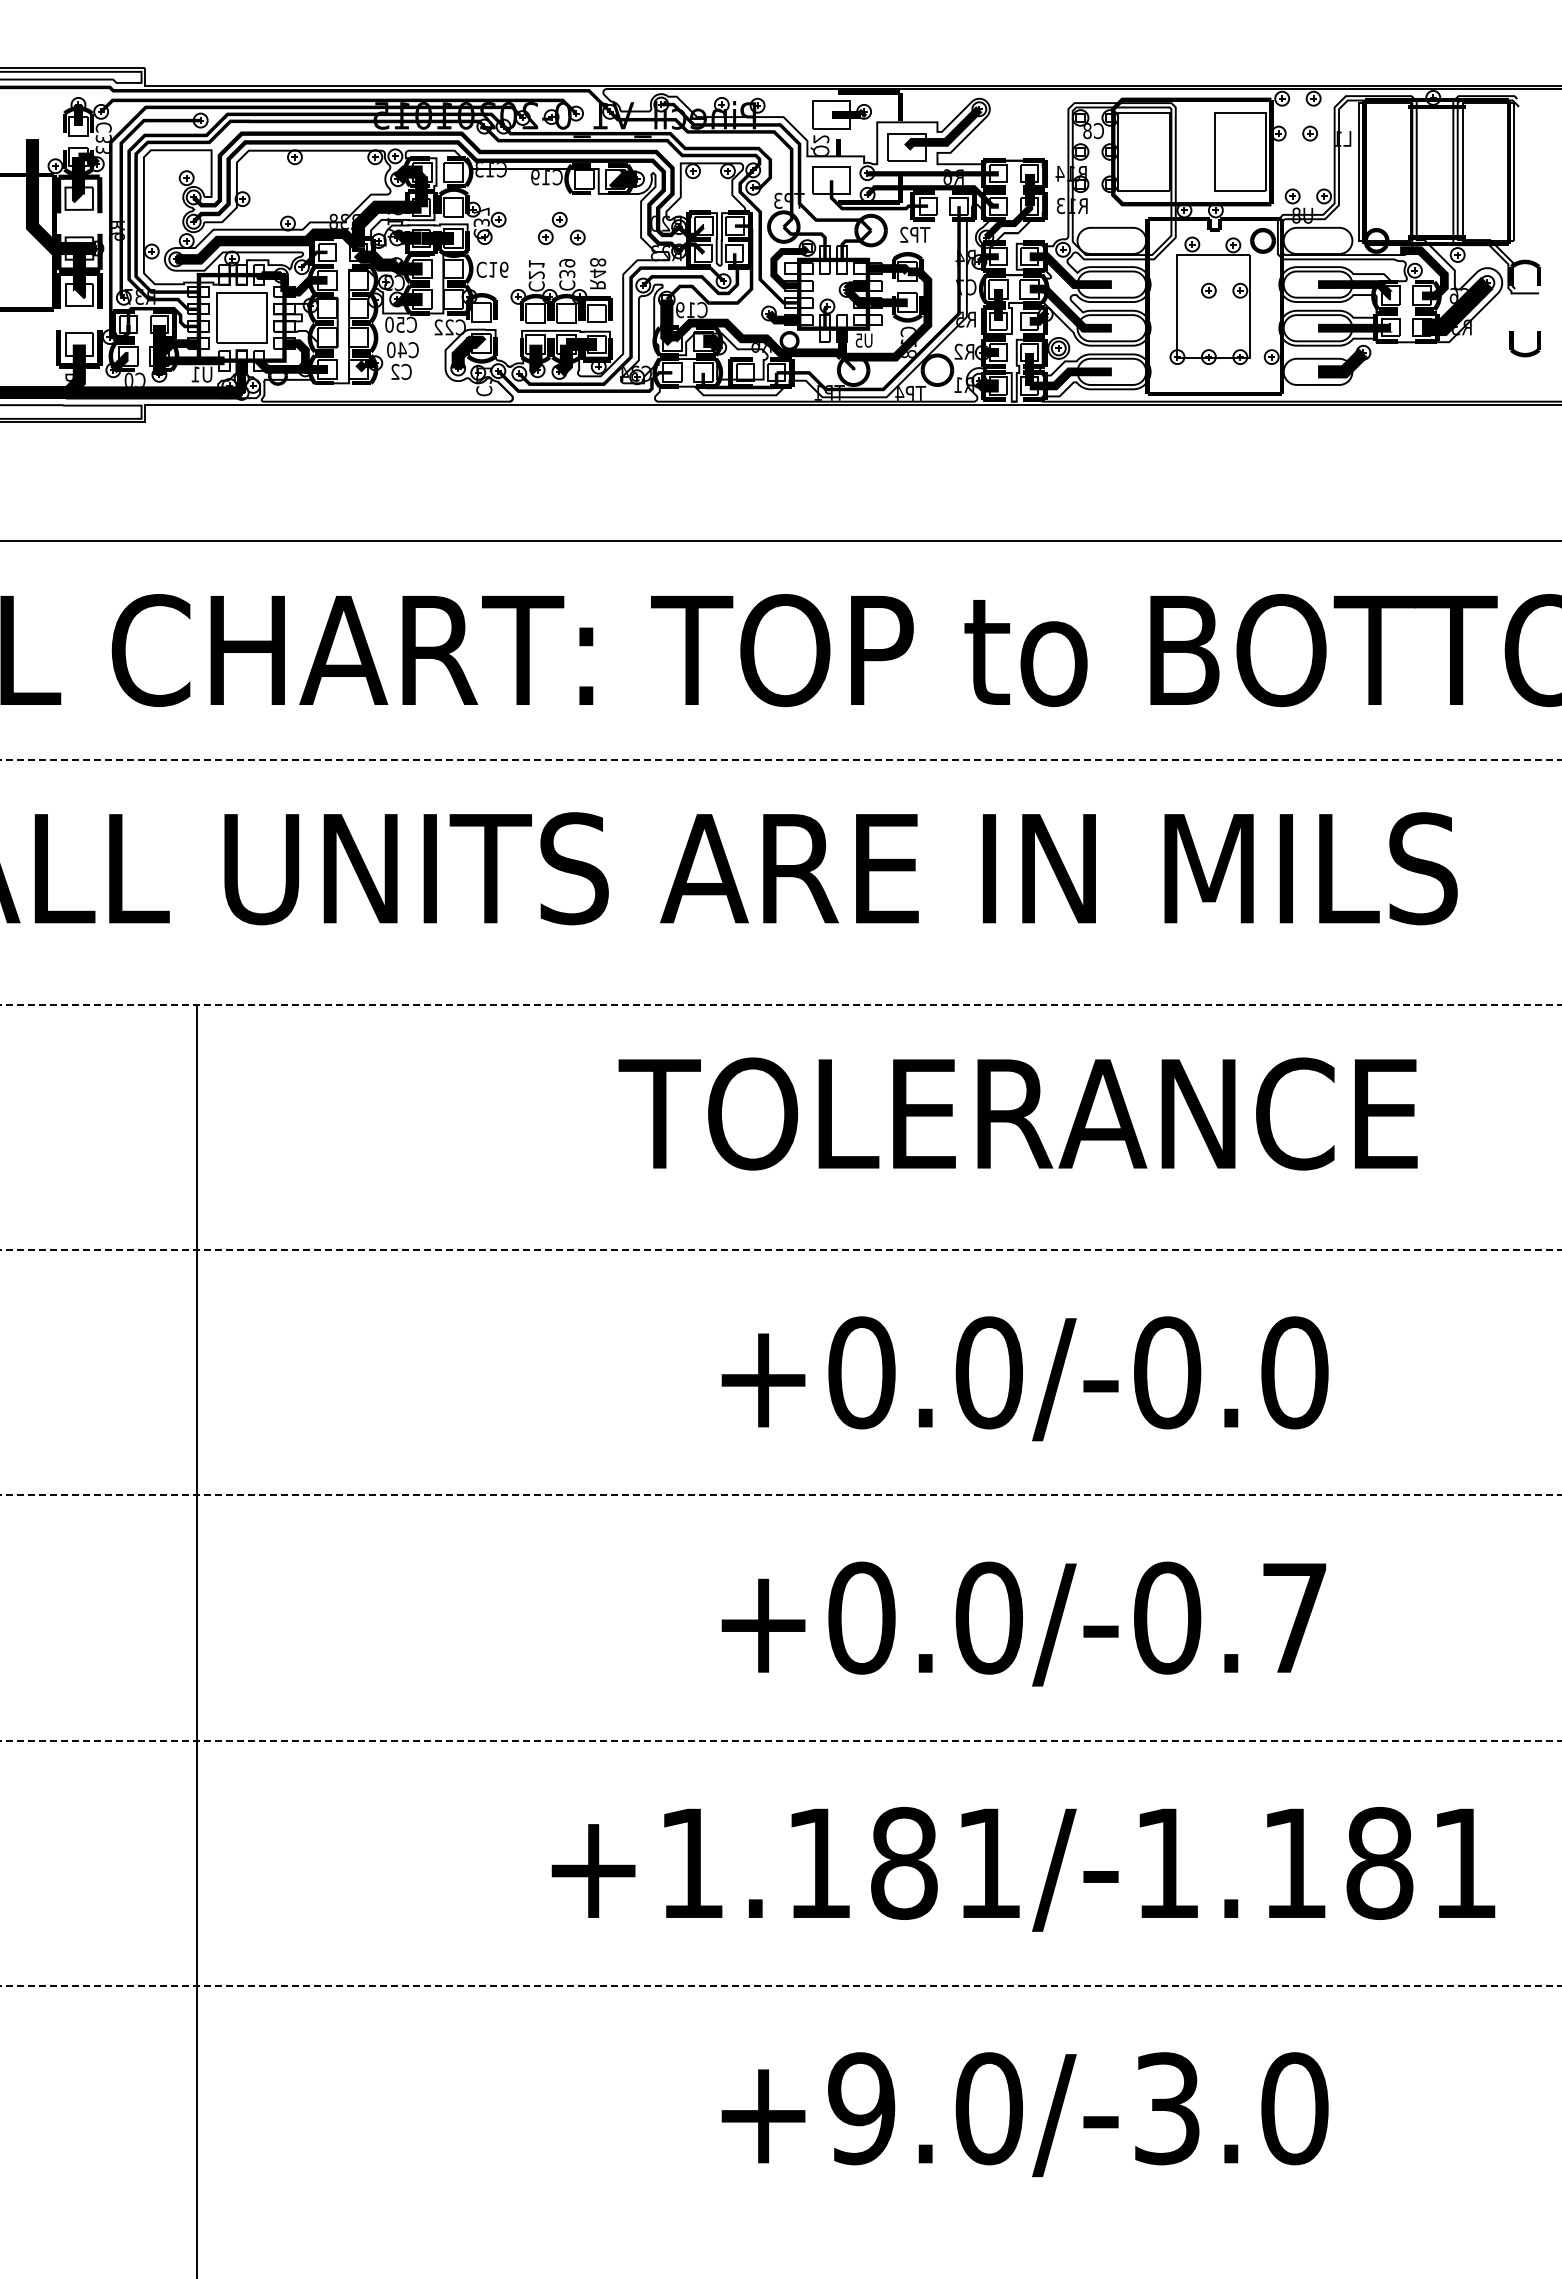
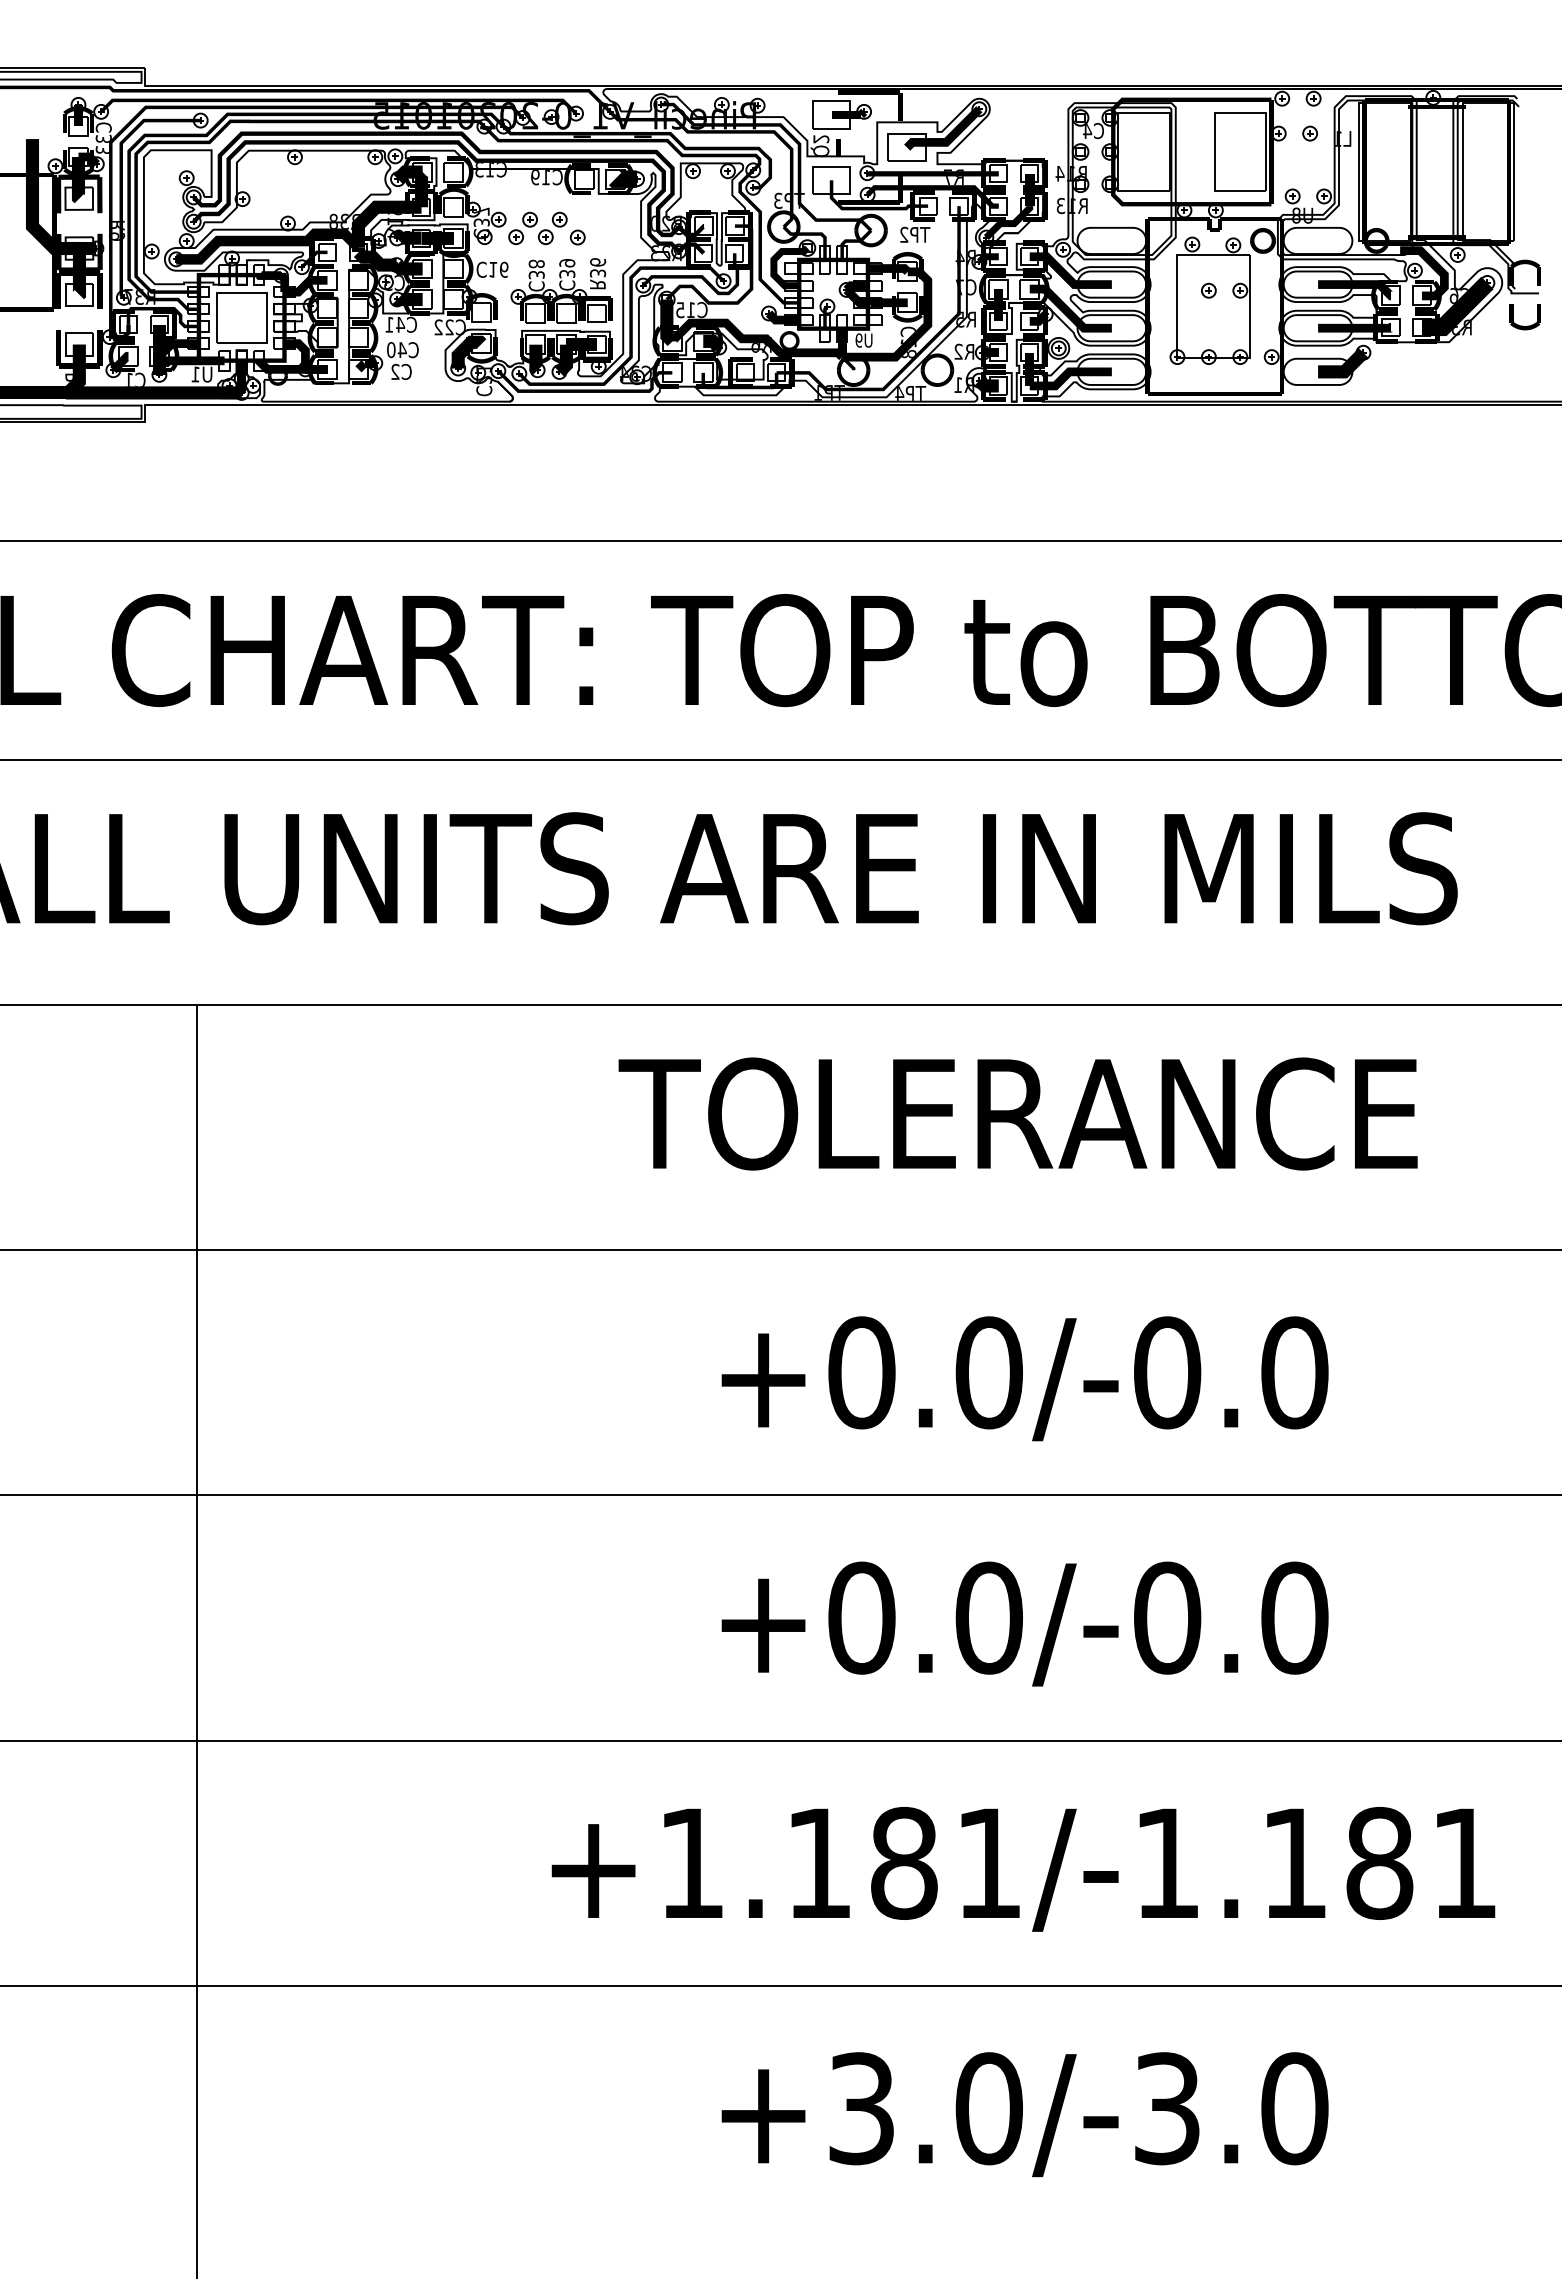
text: C8 -> C4 (1087, 131)
text: R6 -> R7 (947, 176)
part: none -> present (522, 227)
text: R6 -> R9 (116, 236)
text: R48 -> R36 (597, 267)
text: C21 -> C38 (536, 269)
text: C19 -> C15 (680, 309)
text: C50 -> C41 (395, 324)
text: U5 -> U9 (858, 340)
part position: (1523, 352) -> (1523, 325) (1523, 325)
text: C0 -> C1 (128, 379)
line: dashed -> solid (781, 759)
line: dashed -> solid (781, 1004)
line: dashed -> solid (781, 1250)
line: dashed -> solid (781, 1495)
text: +0.0/-0.7 -> +0.0/-0.0 (1294, 1617)
line: dashed -> solid (781, 1740)
line: dashed -> solid (781, 1986)
text: +9.0/-3.0 -> +3.0/-3.0 (861, 2108)
